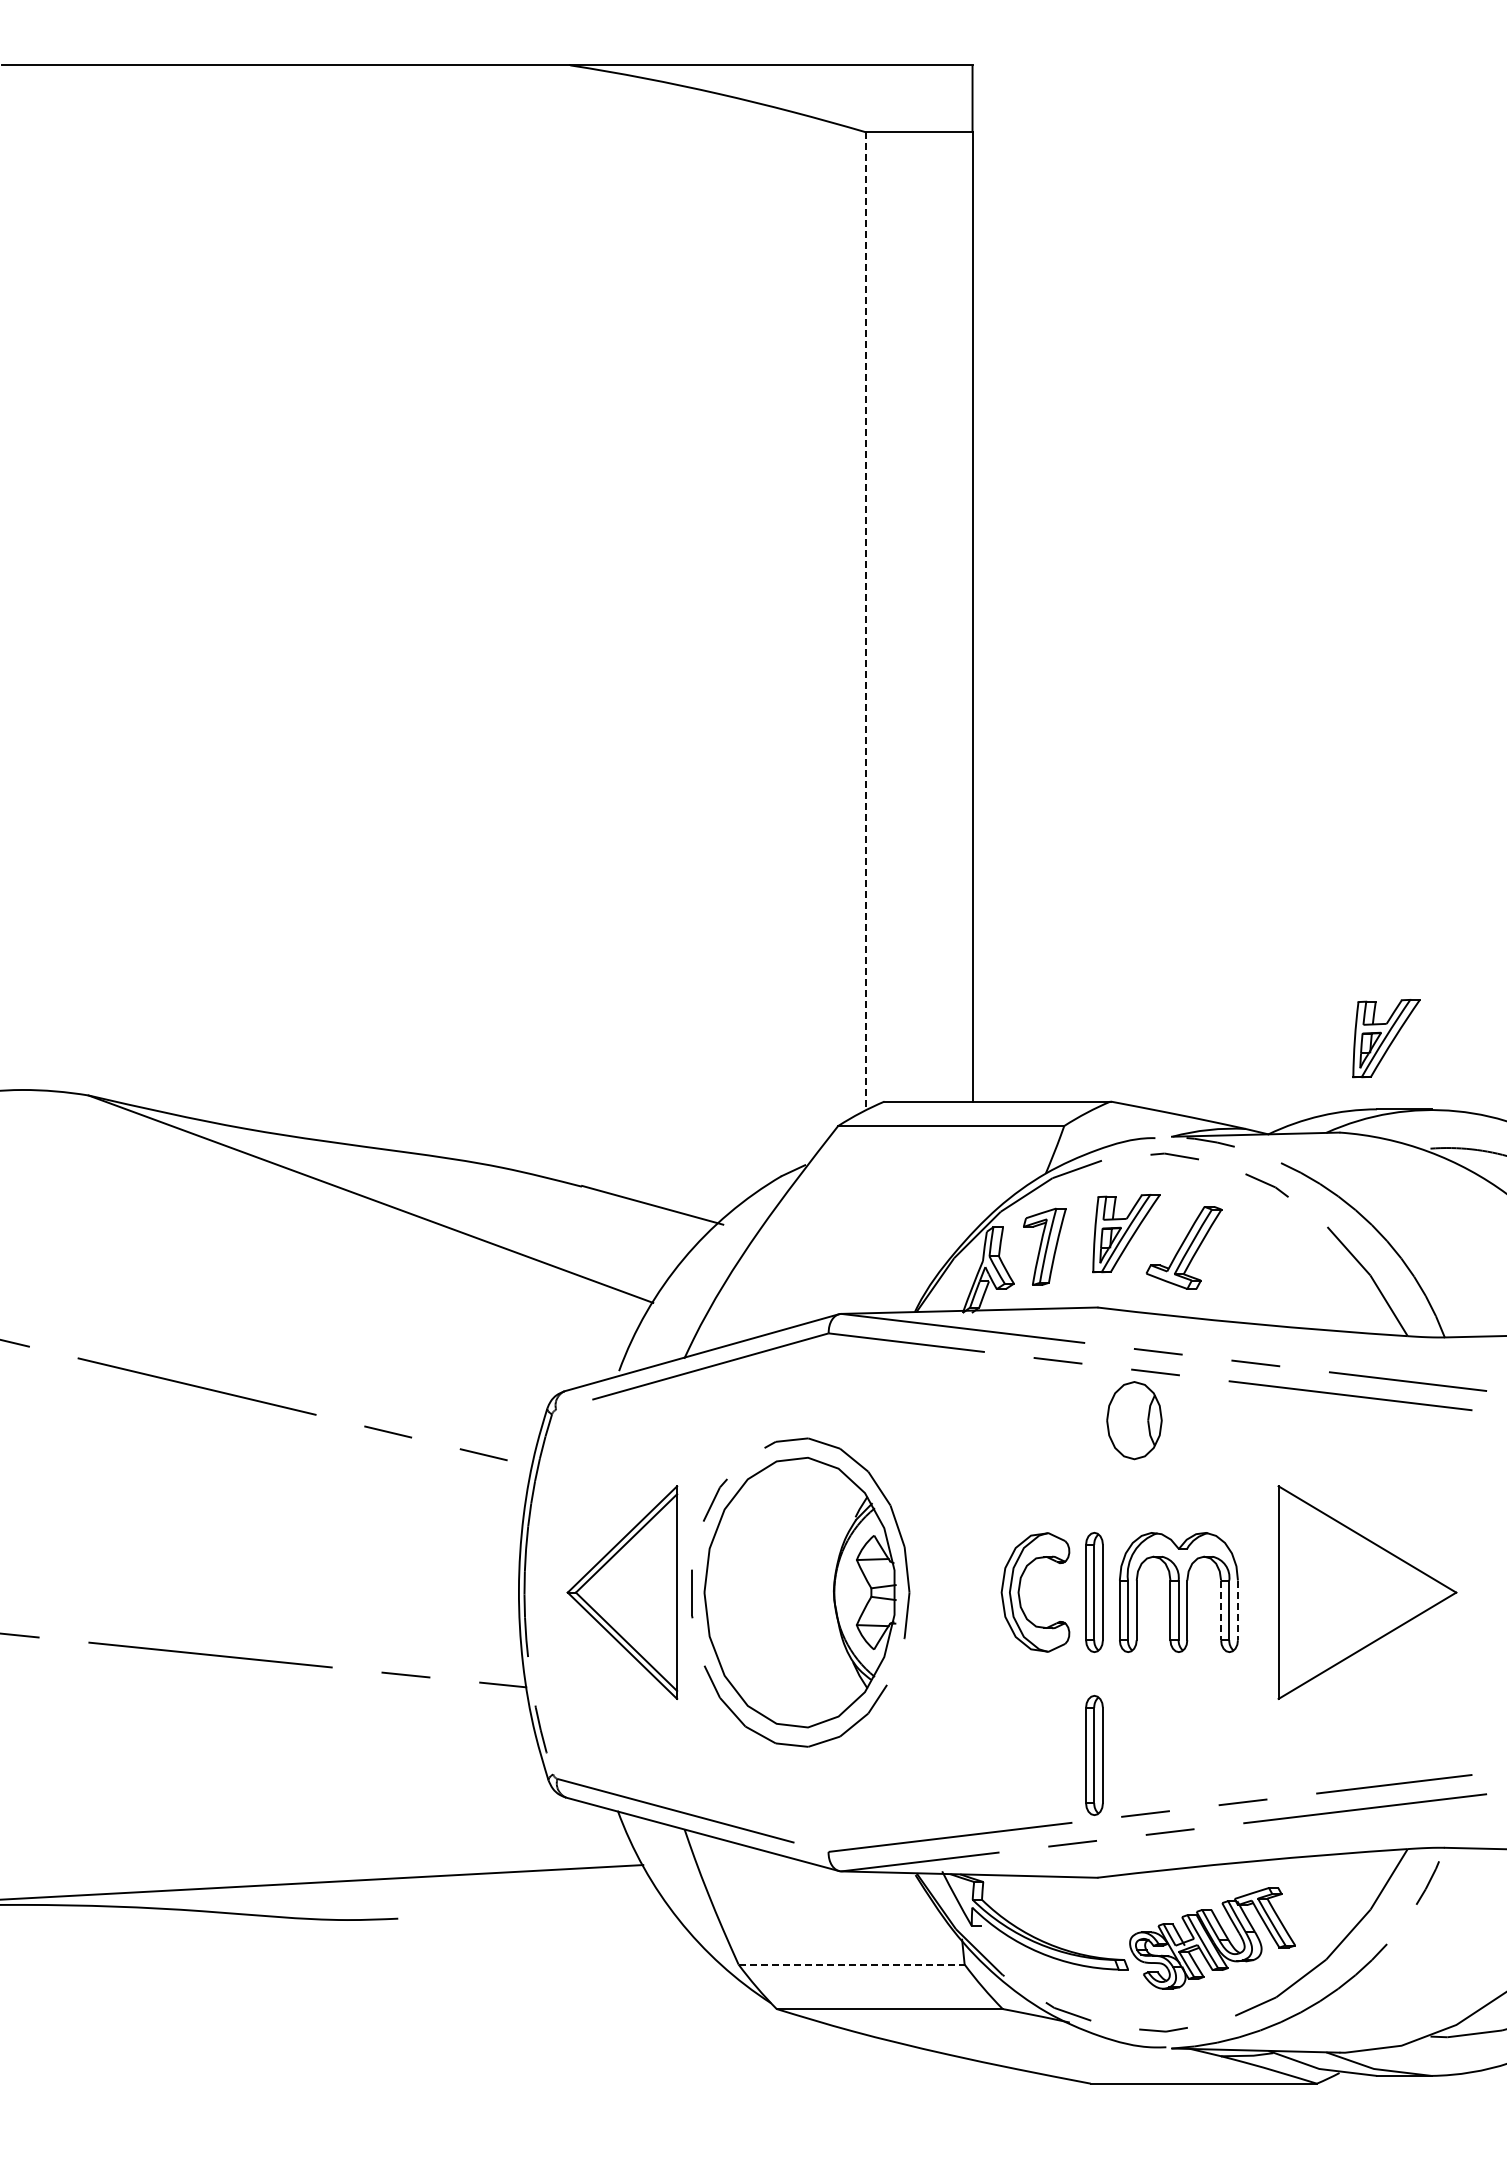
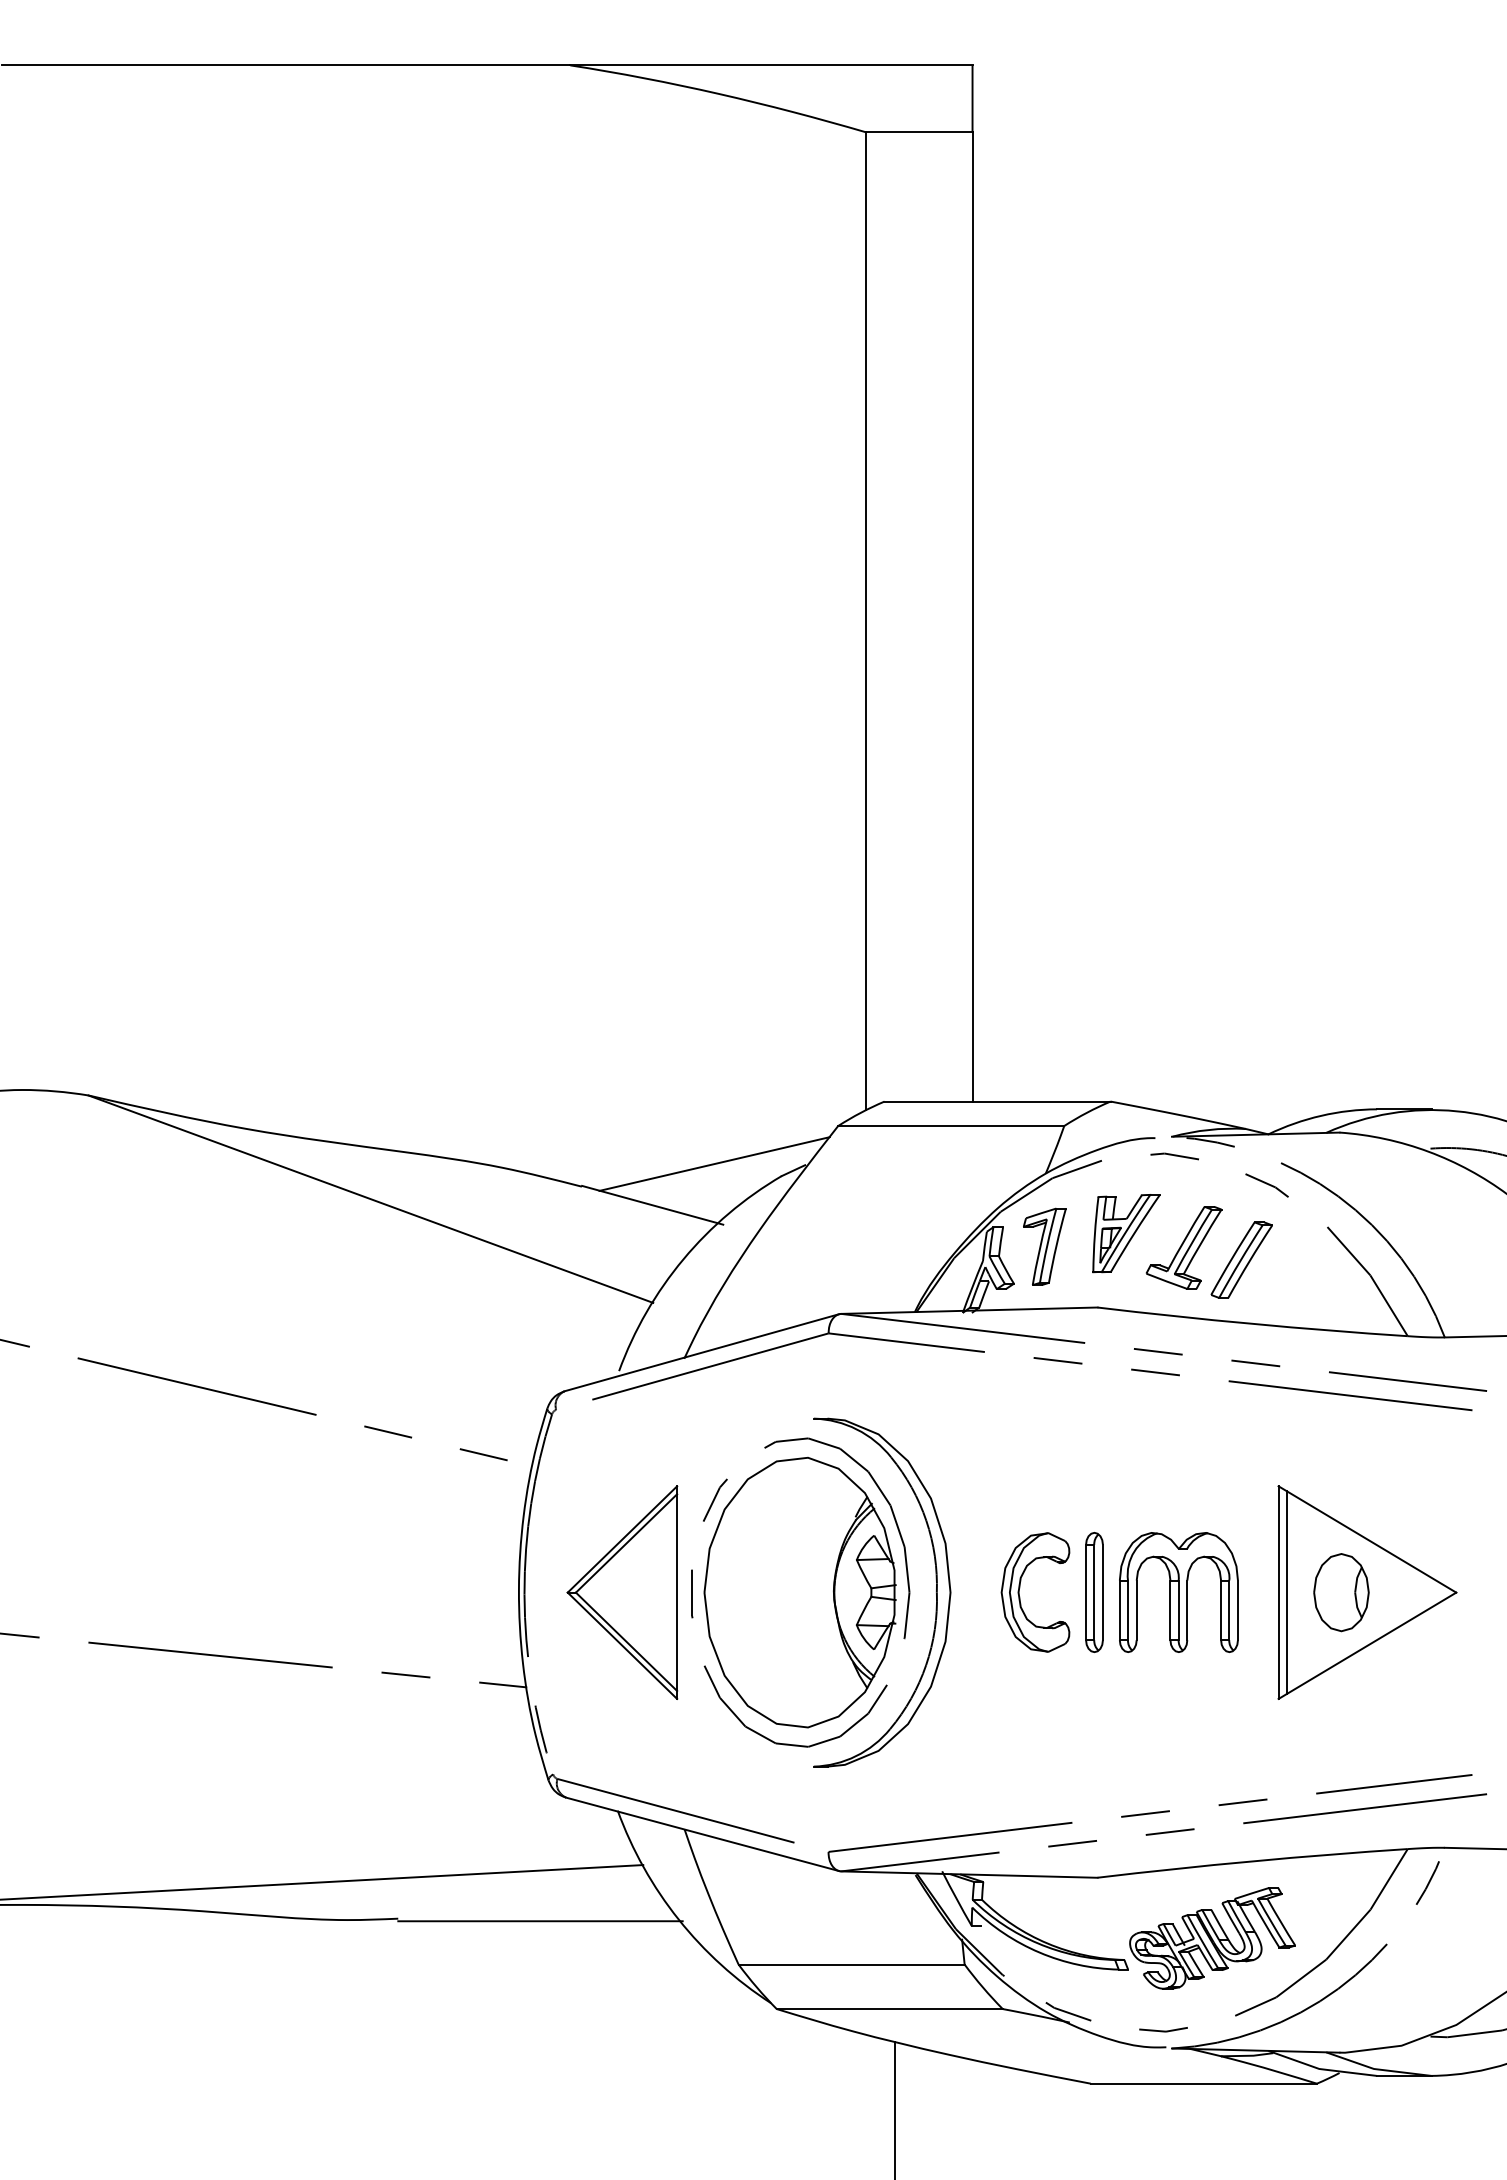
line: dashed -> solid (866, 621)
part: present -> none (1386, 1038)
line: none -> present (714, 1163)
part: none -> present (1241, 1259)
part position: (1134, 1420) -> (1341, 1592) (1341, 1592)
part: none -> present (936, 1592)
line: none -> present (1286, 1592)
line: dashed -> solid (1221, 1610)
line: dashed -> solid (1237, 1610)
part: present -> none (1094, 1755)
line: none -> present (540, 1921)
line: dashed -> solid (852, 1964)
line: none -> present (895, 2108)
